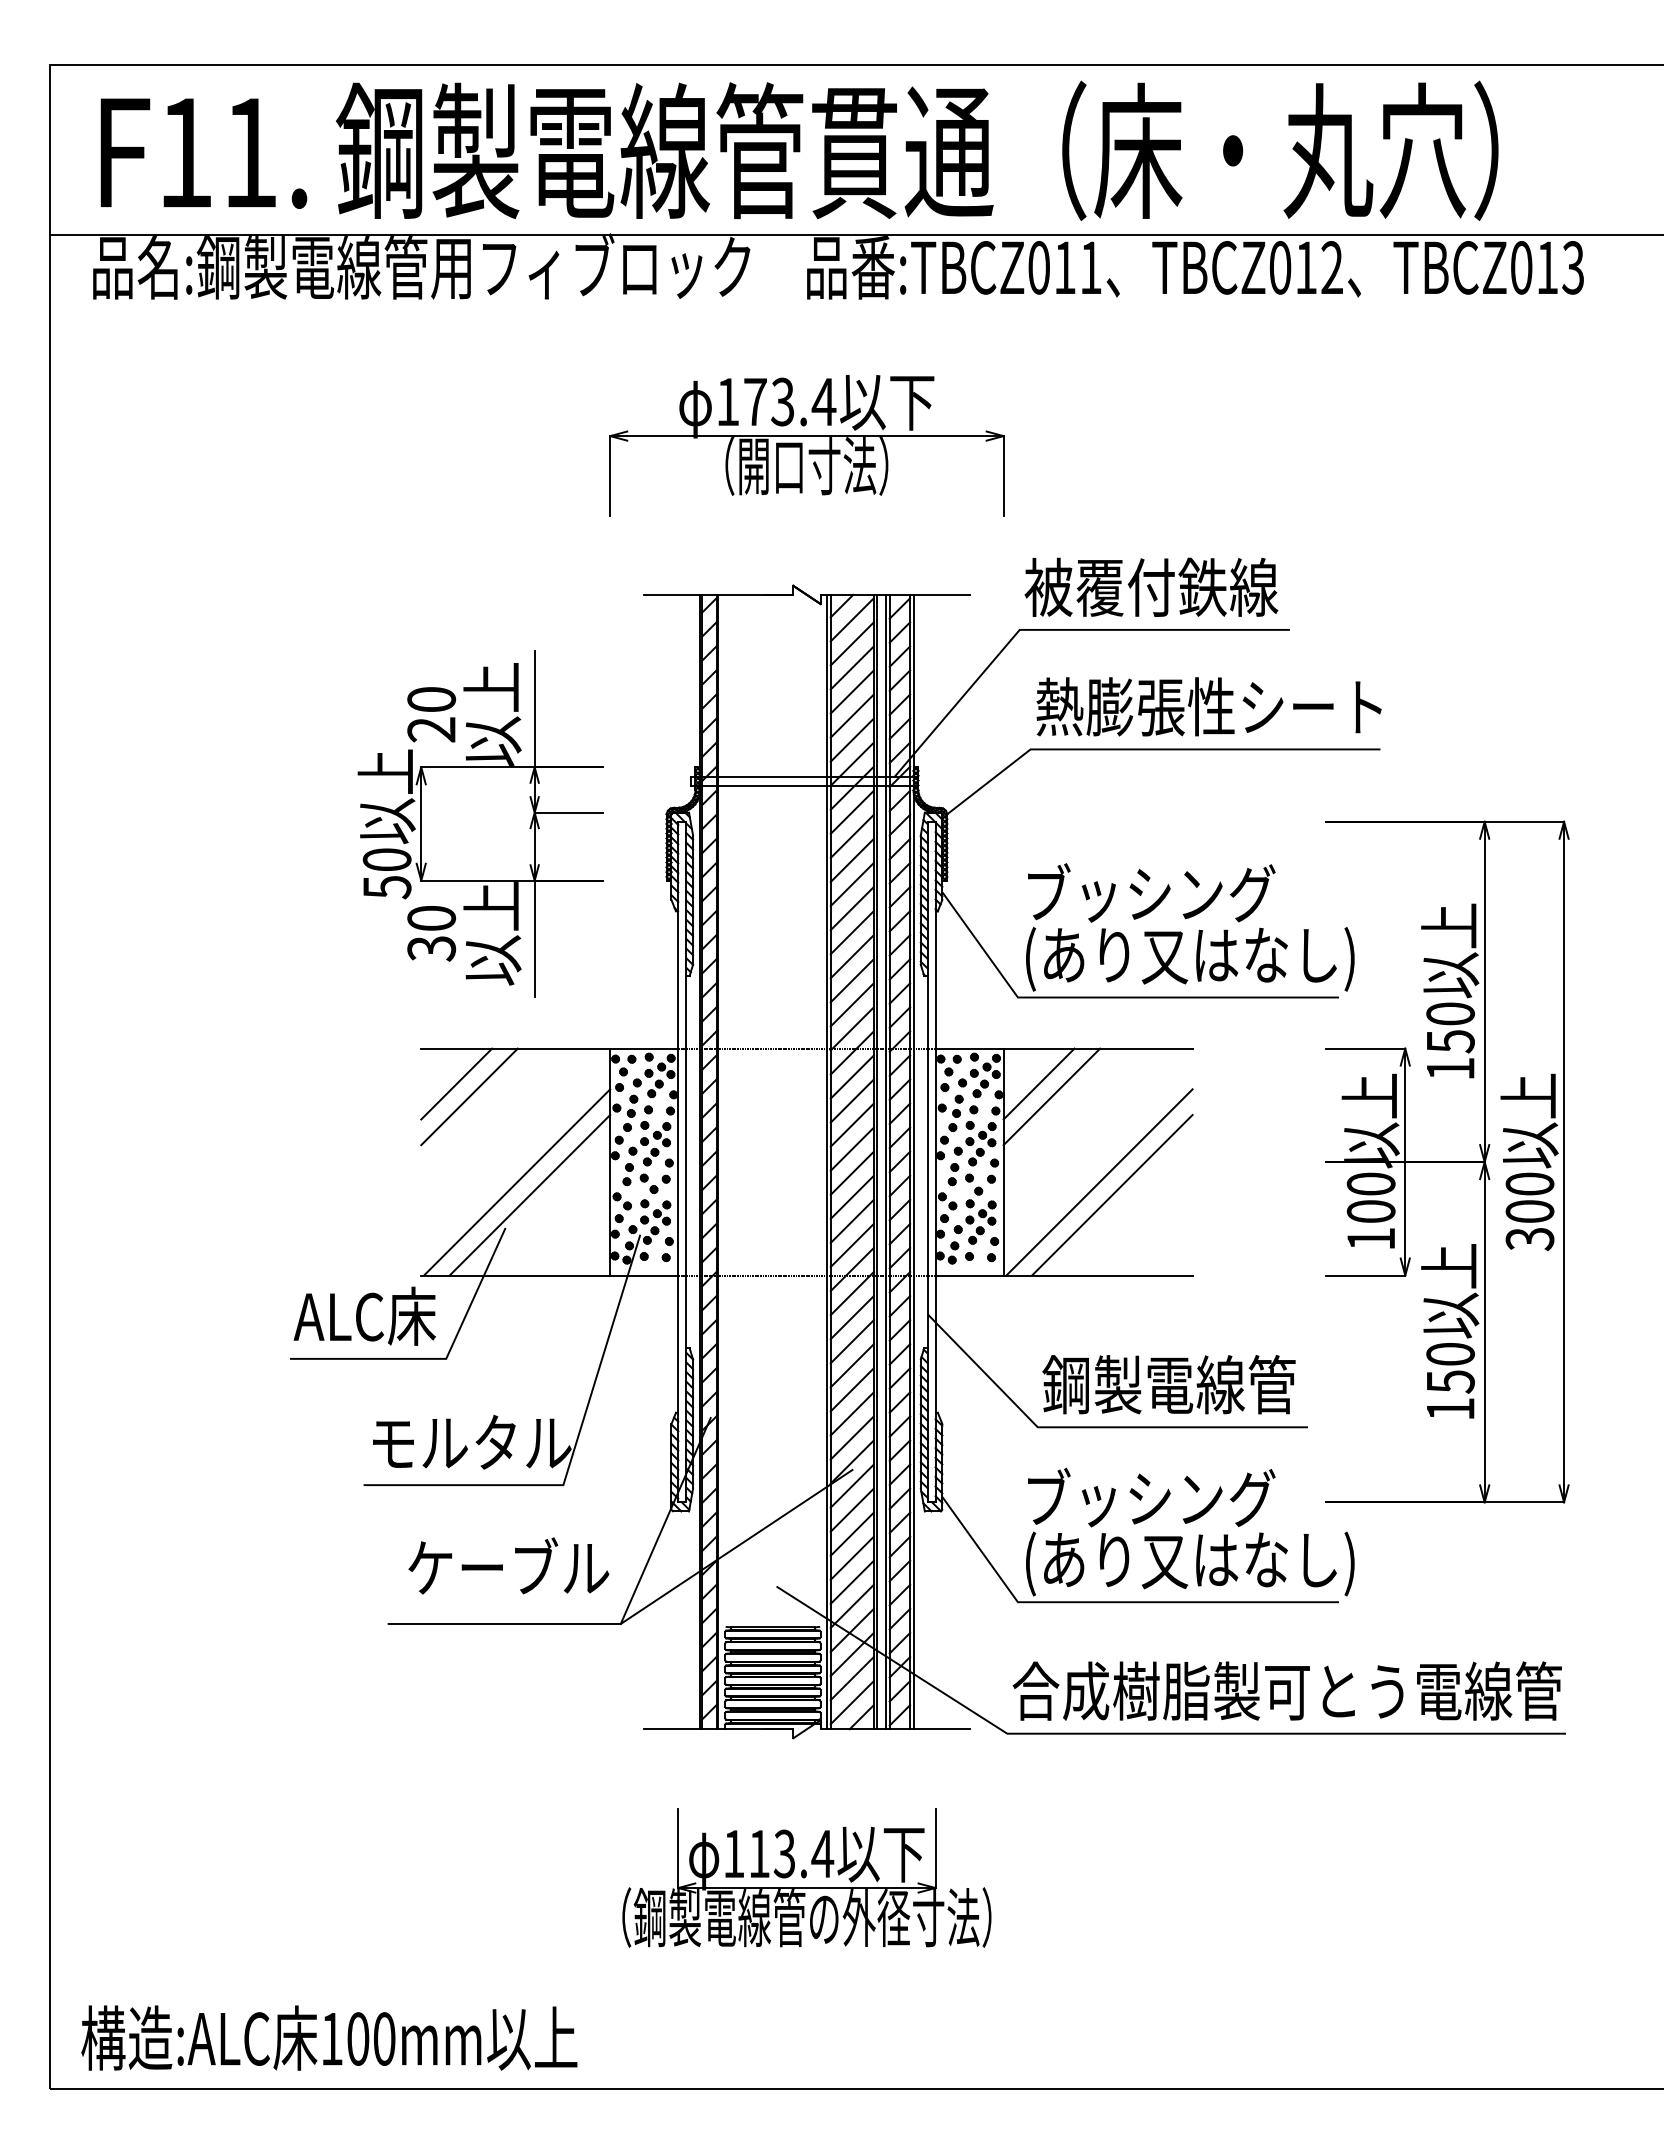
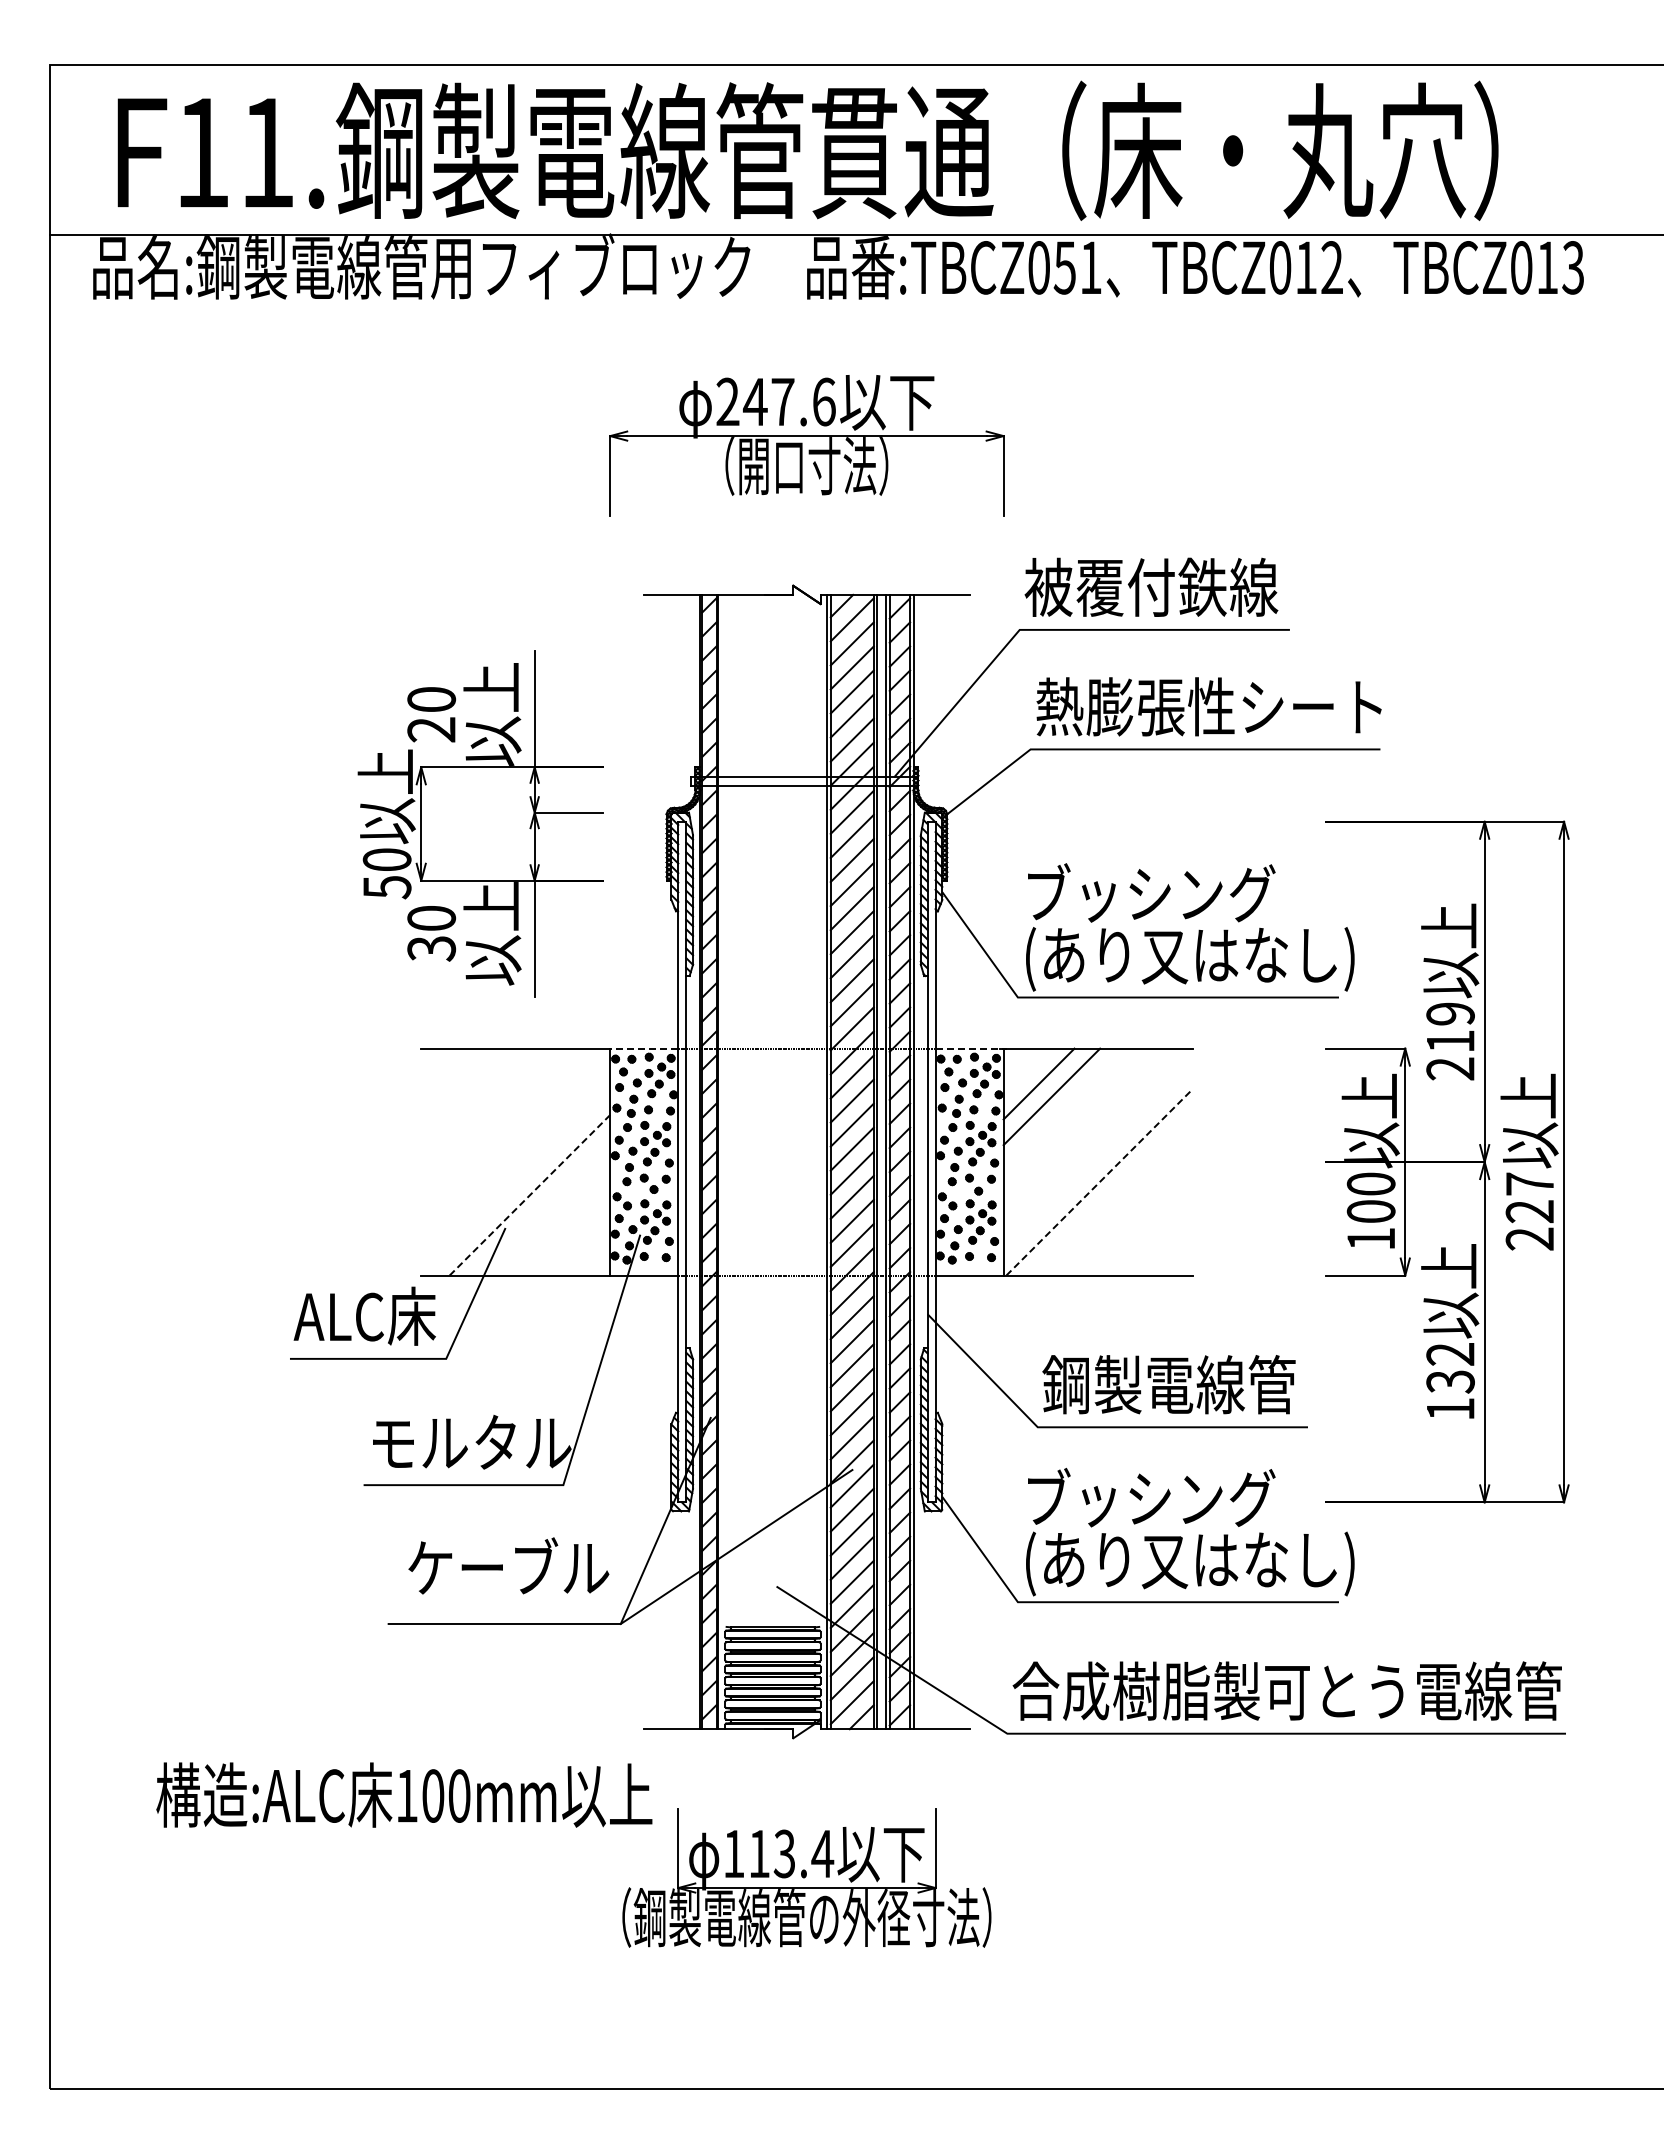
text position: (203, 153) -> (220, 153) (220, 153)
text: :TBCZ011 -> :TBCZ051 (1064, 267)
text: 173.4 -> 247.6 (776, 401)
text: 150 -> 219 (1450, 1041)
line: solid -> dashed (643, 1048)
line: solid -> dashed (970, 1048)
line: present -> none (456, 1083)
line: present -> none (469, 1096)
line: present -> none (517, 1182)
line: solid -> dashed (1099, 1182)
line: solid -> dashed (530, 1194)
line: present -> none (1112, 1194)
text: 300 -> 227 (1529, 1211)
text: 150 -> 132 (1450, 1368)
text position: (329, 2037) -> (404, 1794) (404, 1794)
